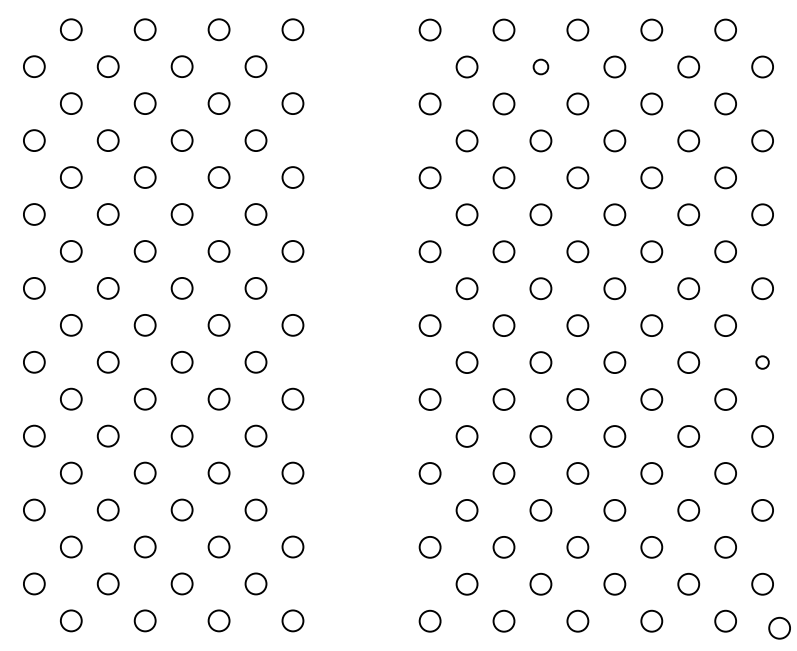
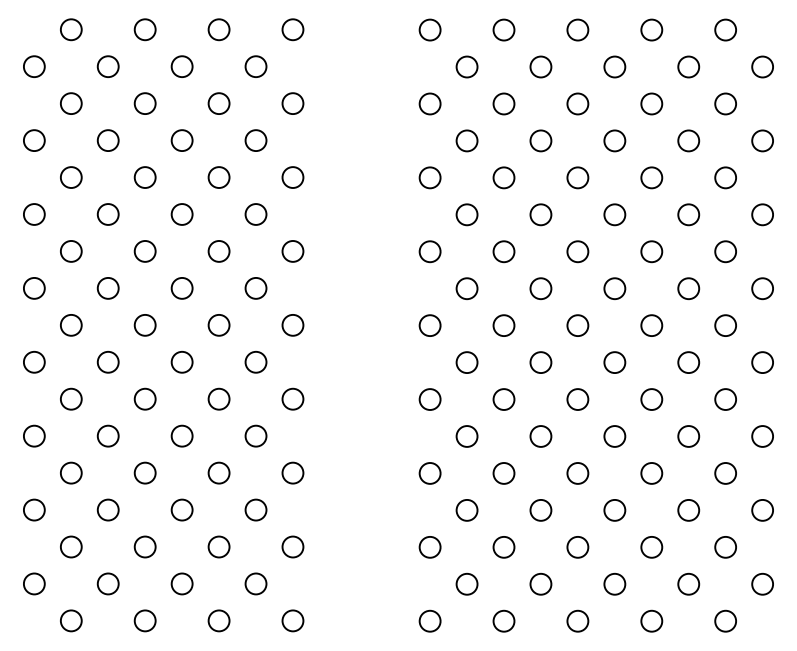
circle size: 18x18 px -> 24x24 px (540, 66)
circle size: 15x15 px -> 23x23 px (762, 362)
circle: present -> none (779, 627)
